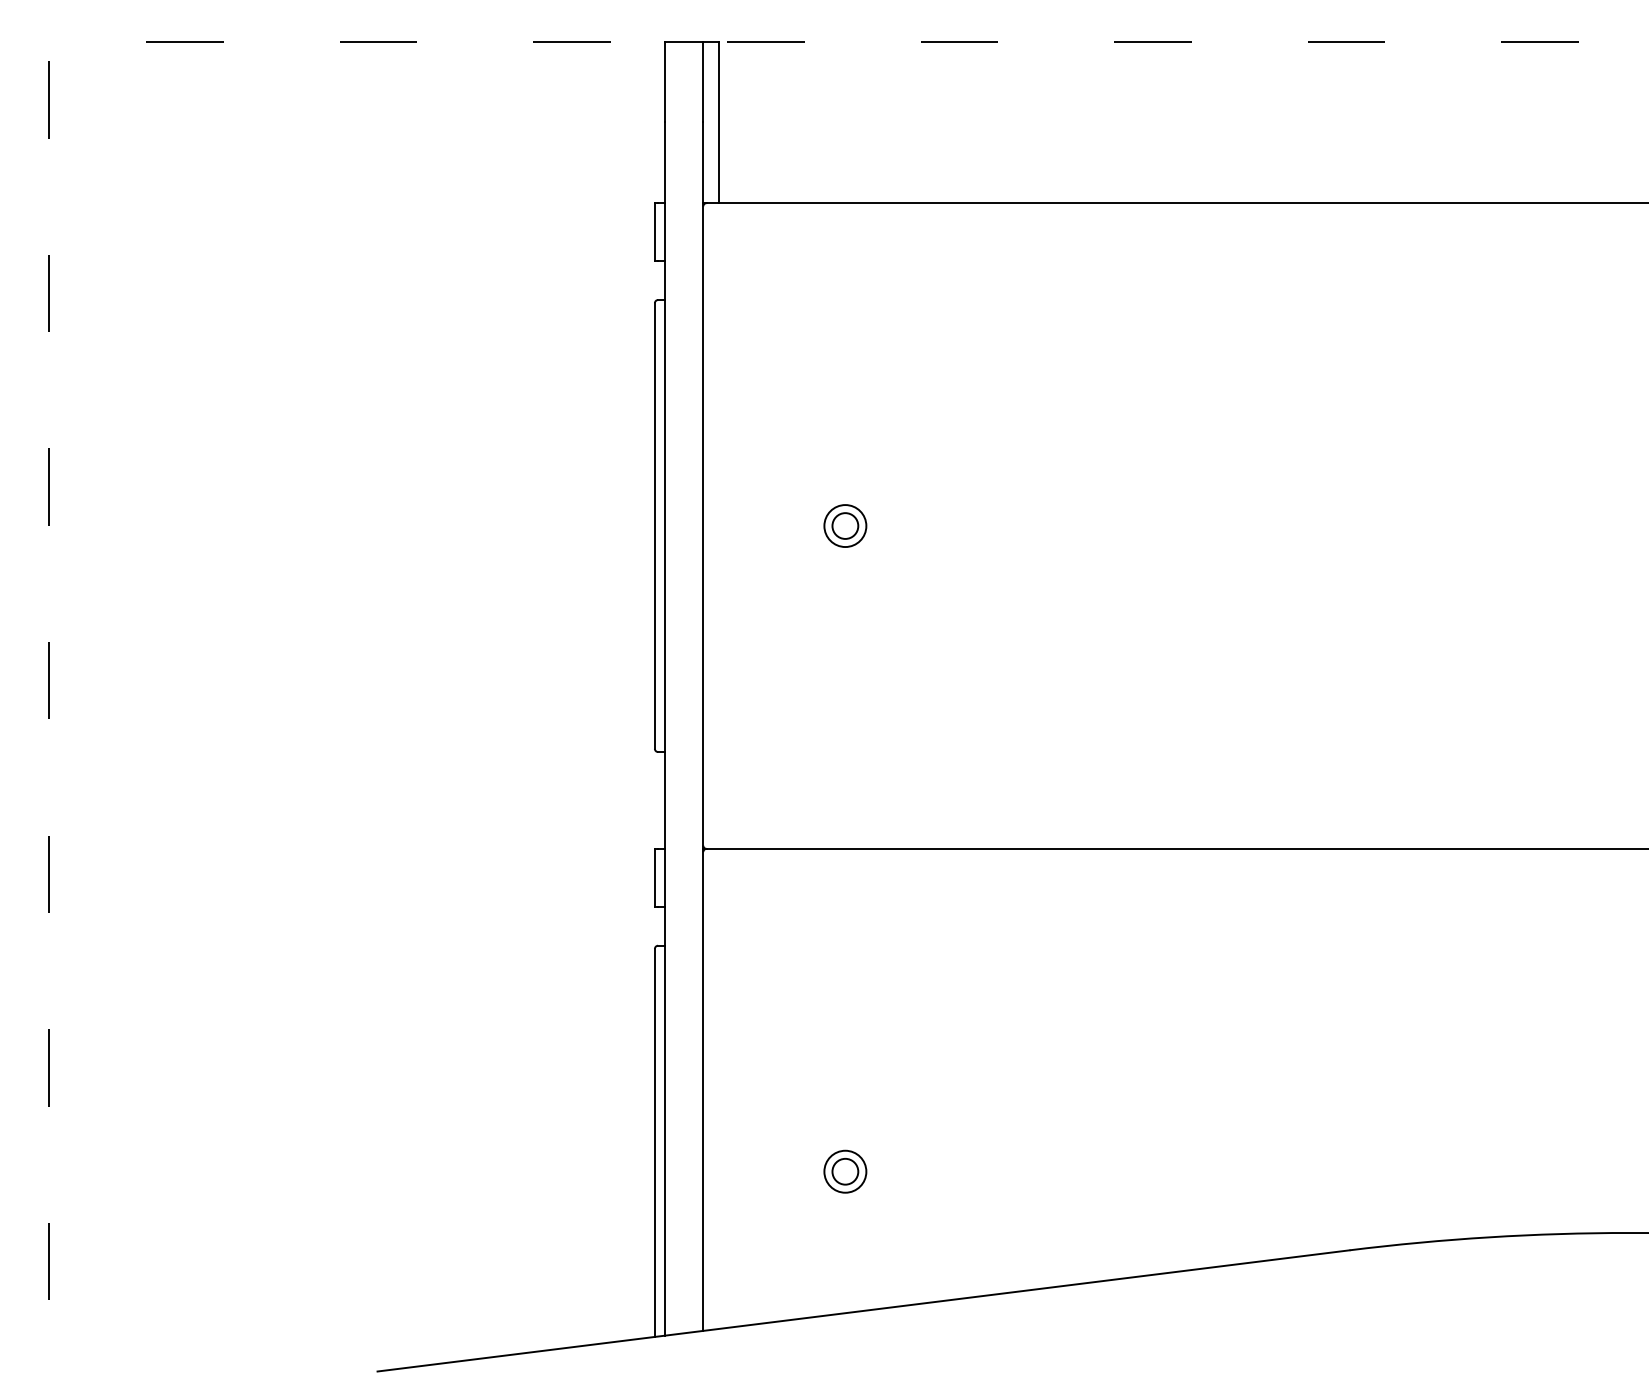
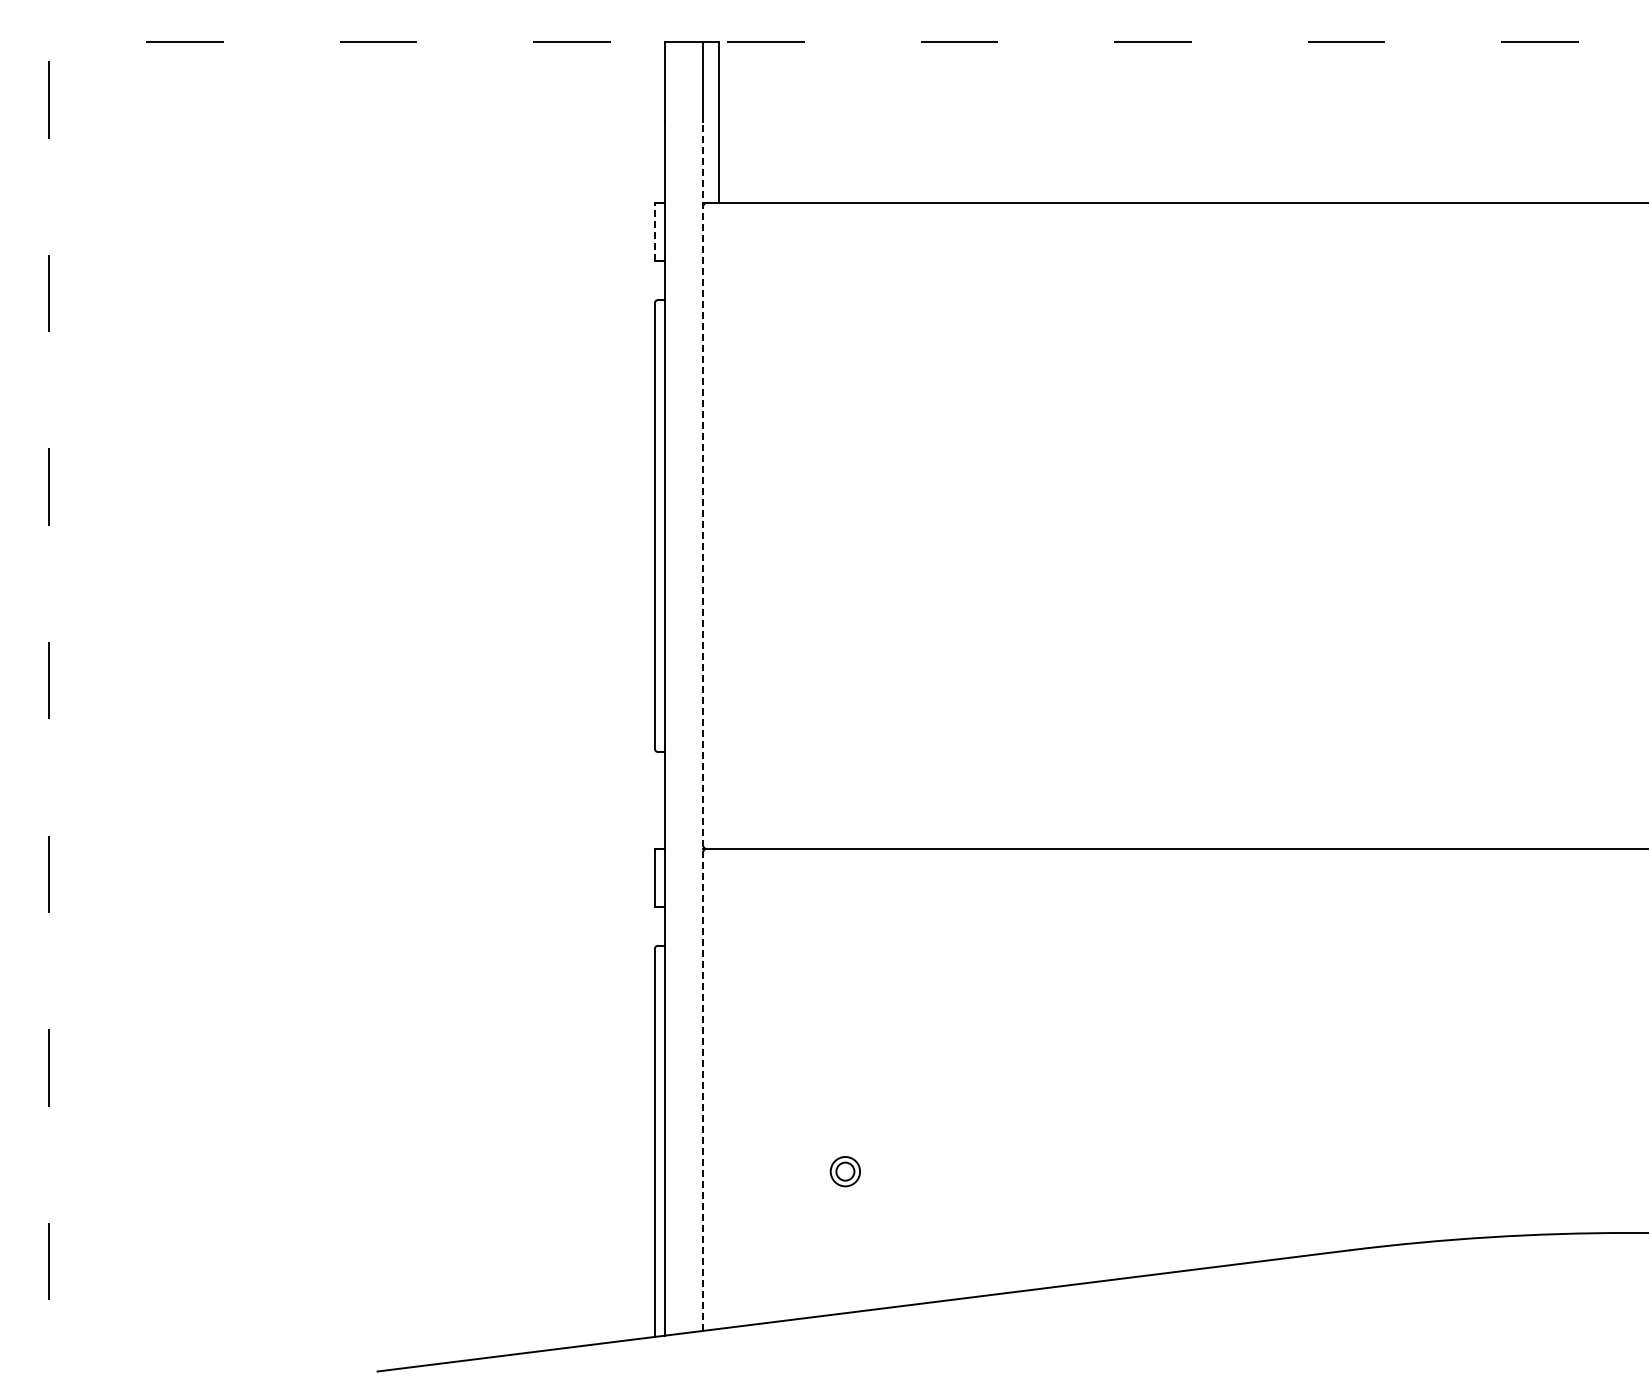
line: solid -> dashed (654, 231)
part: present -> none (845, 525)
line: solid -> dashed (703, 726)
part size: 45x45 px -> 32x32 px (844, 1171)
